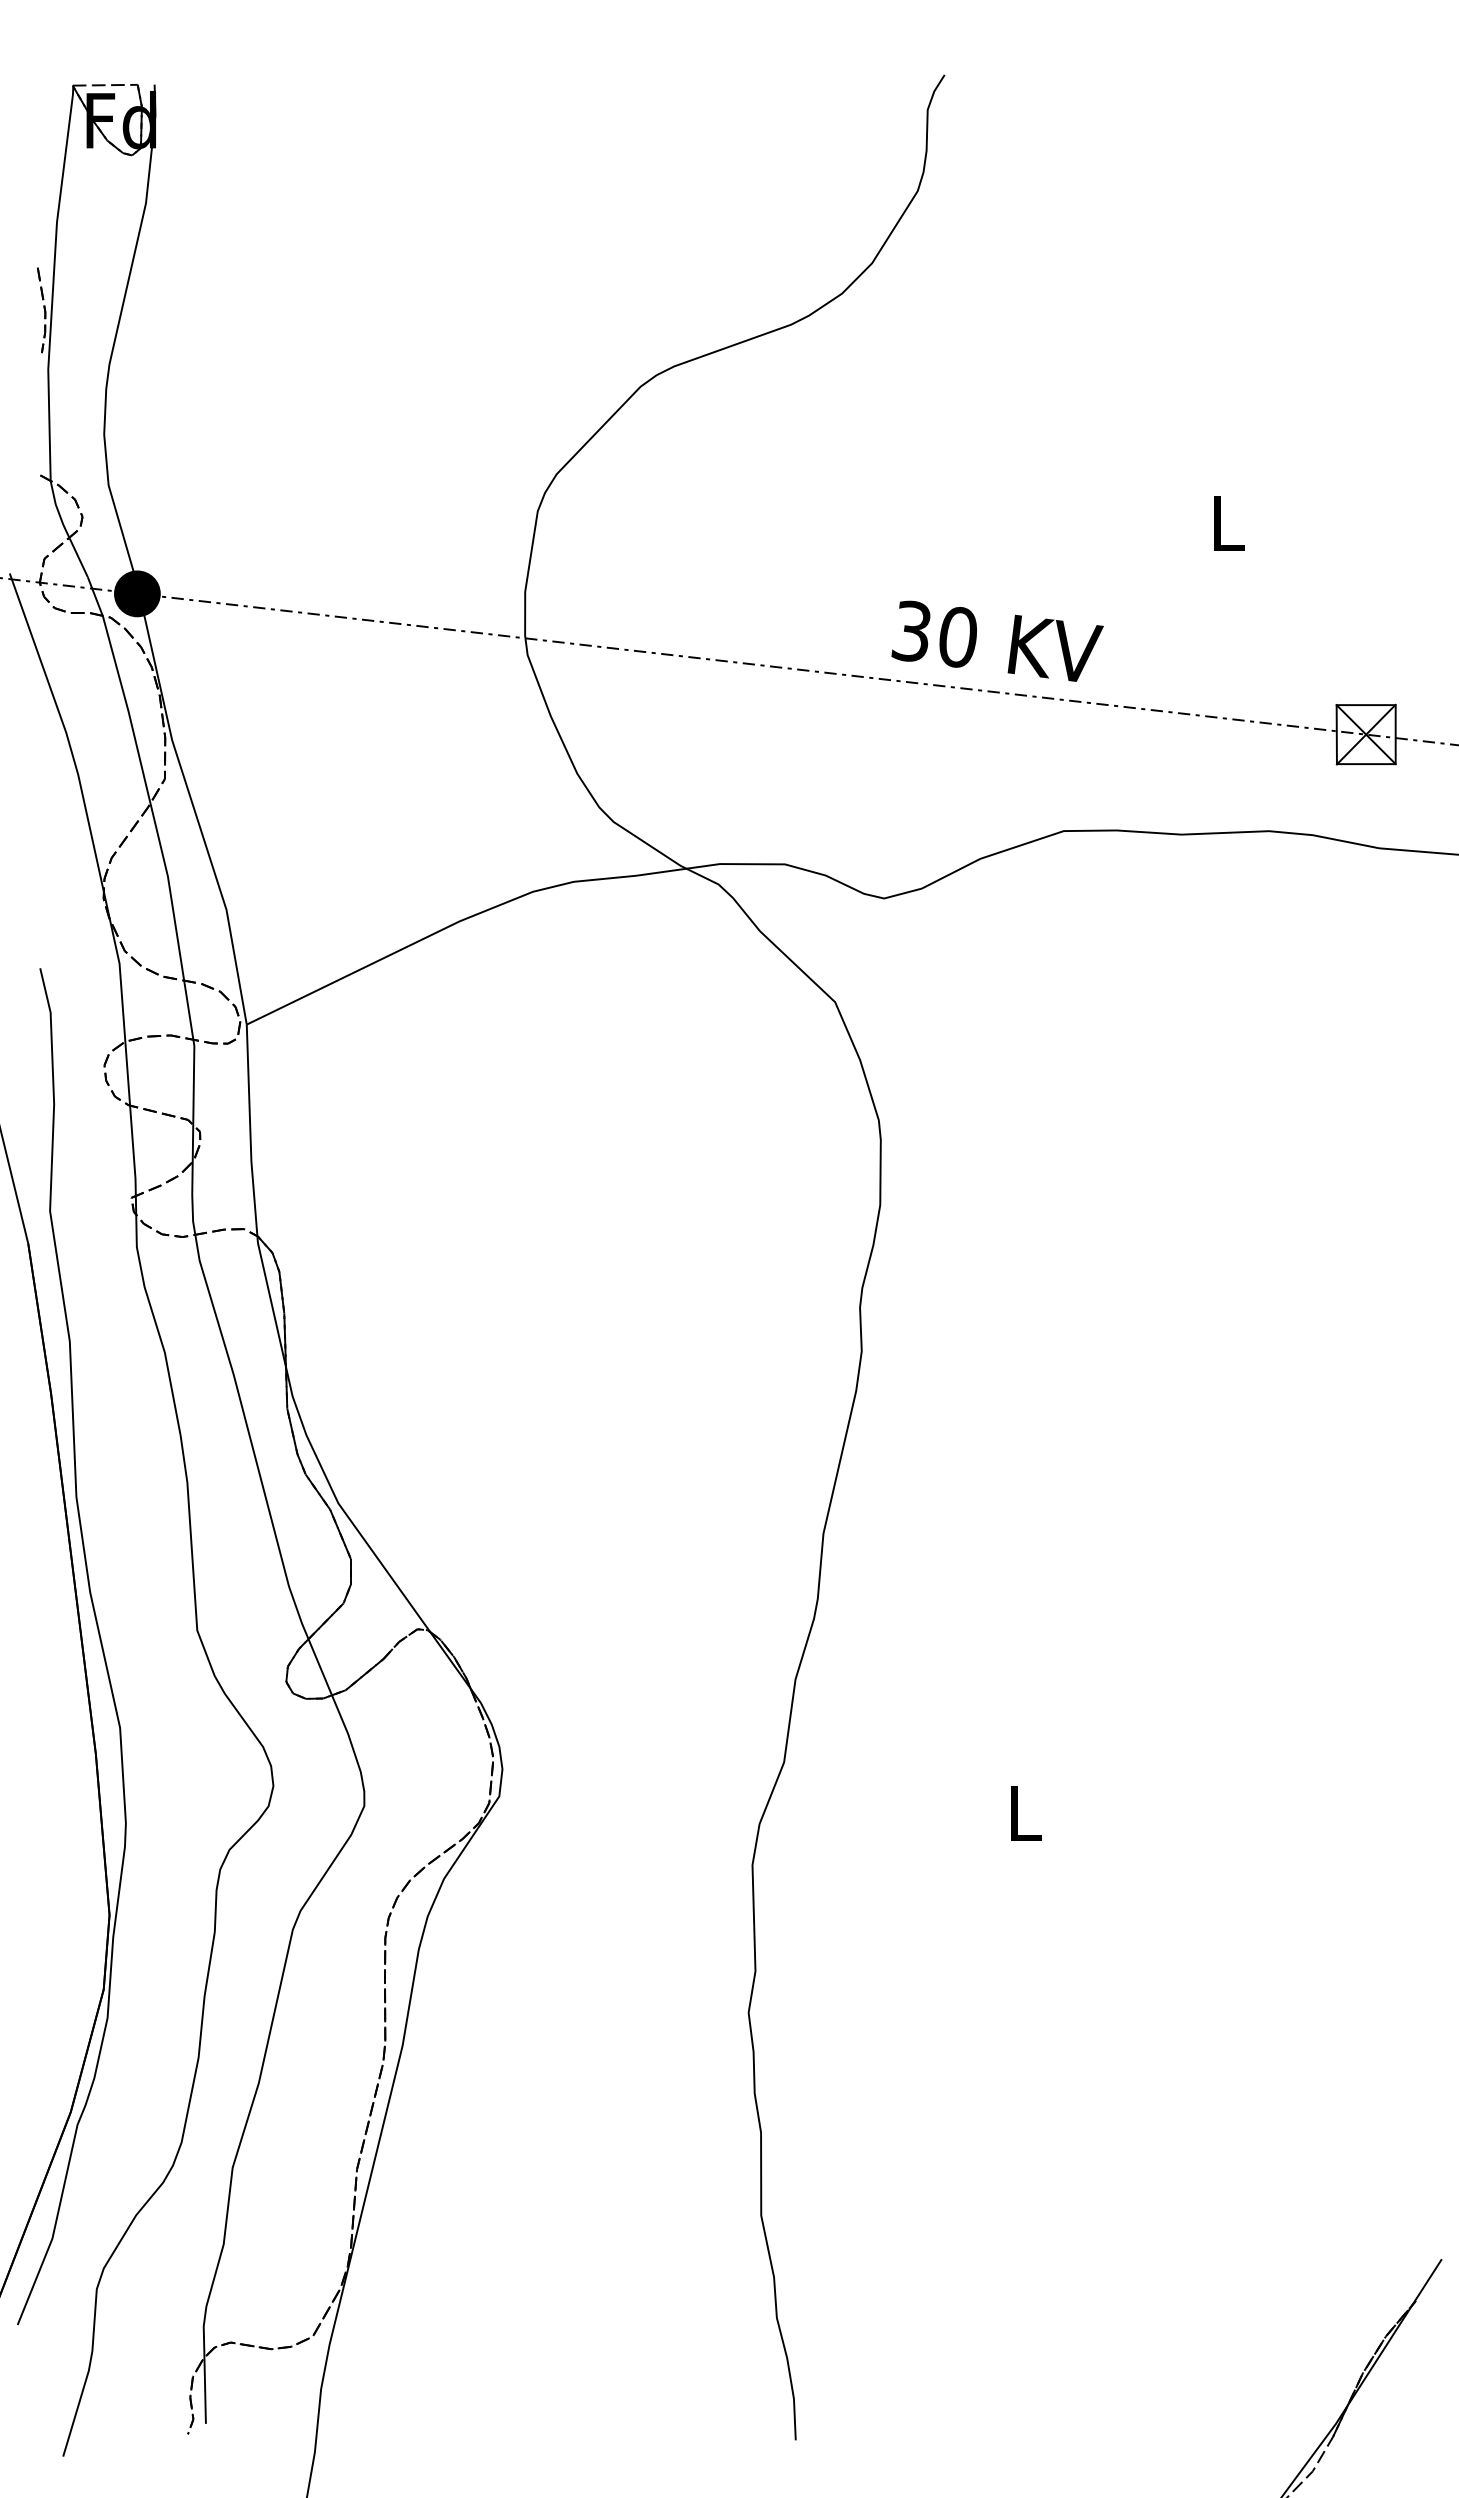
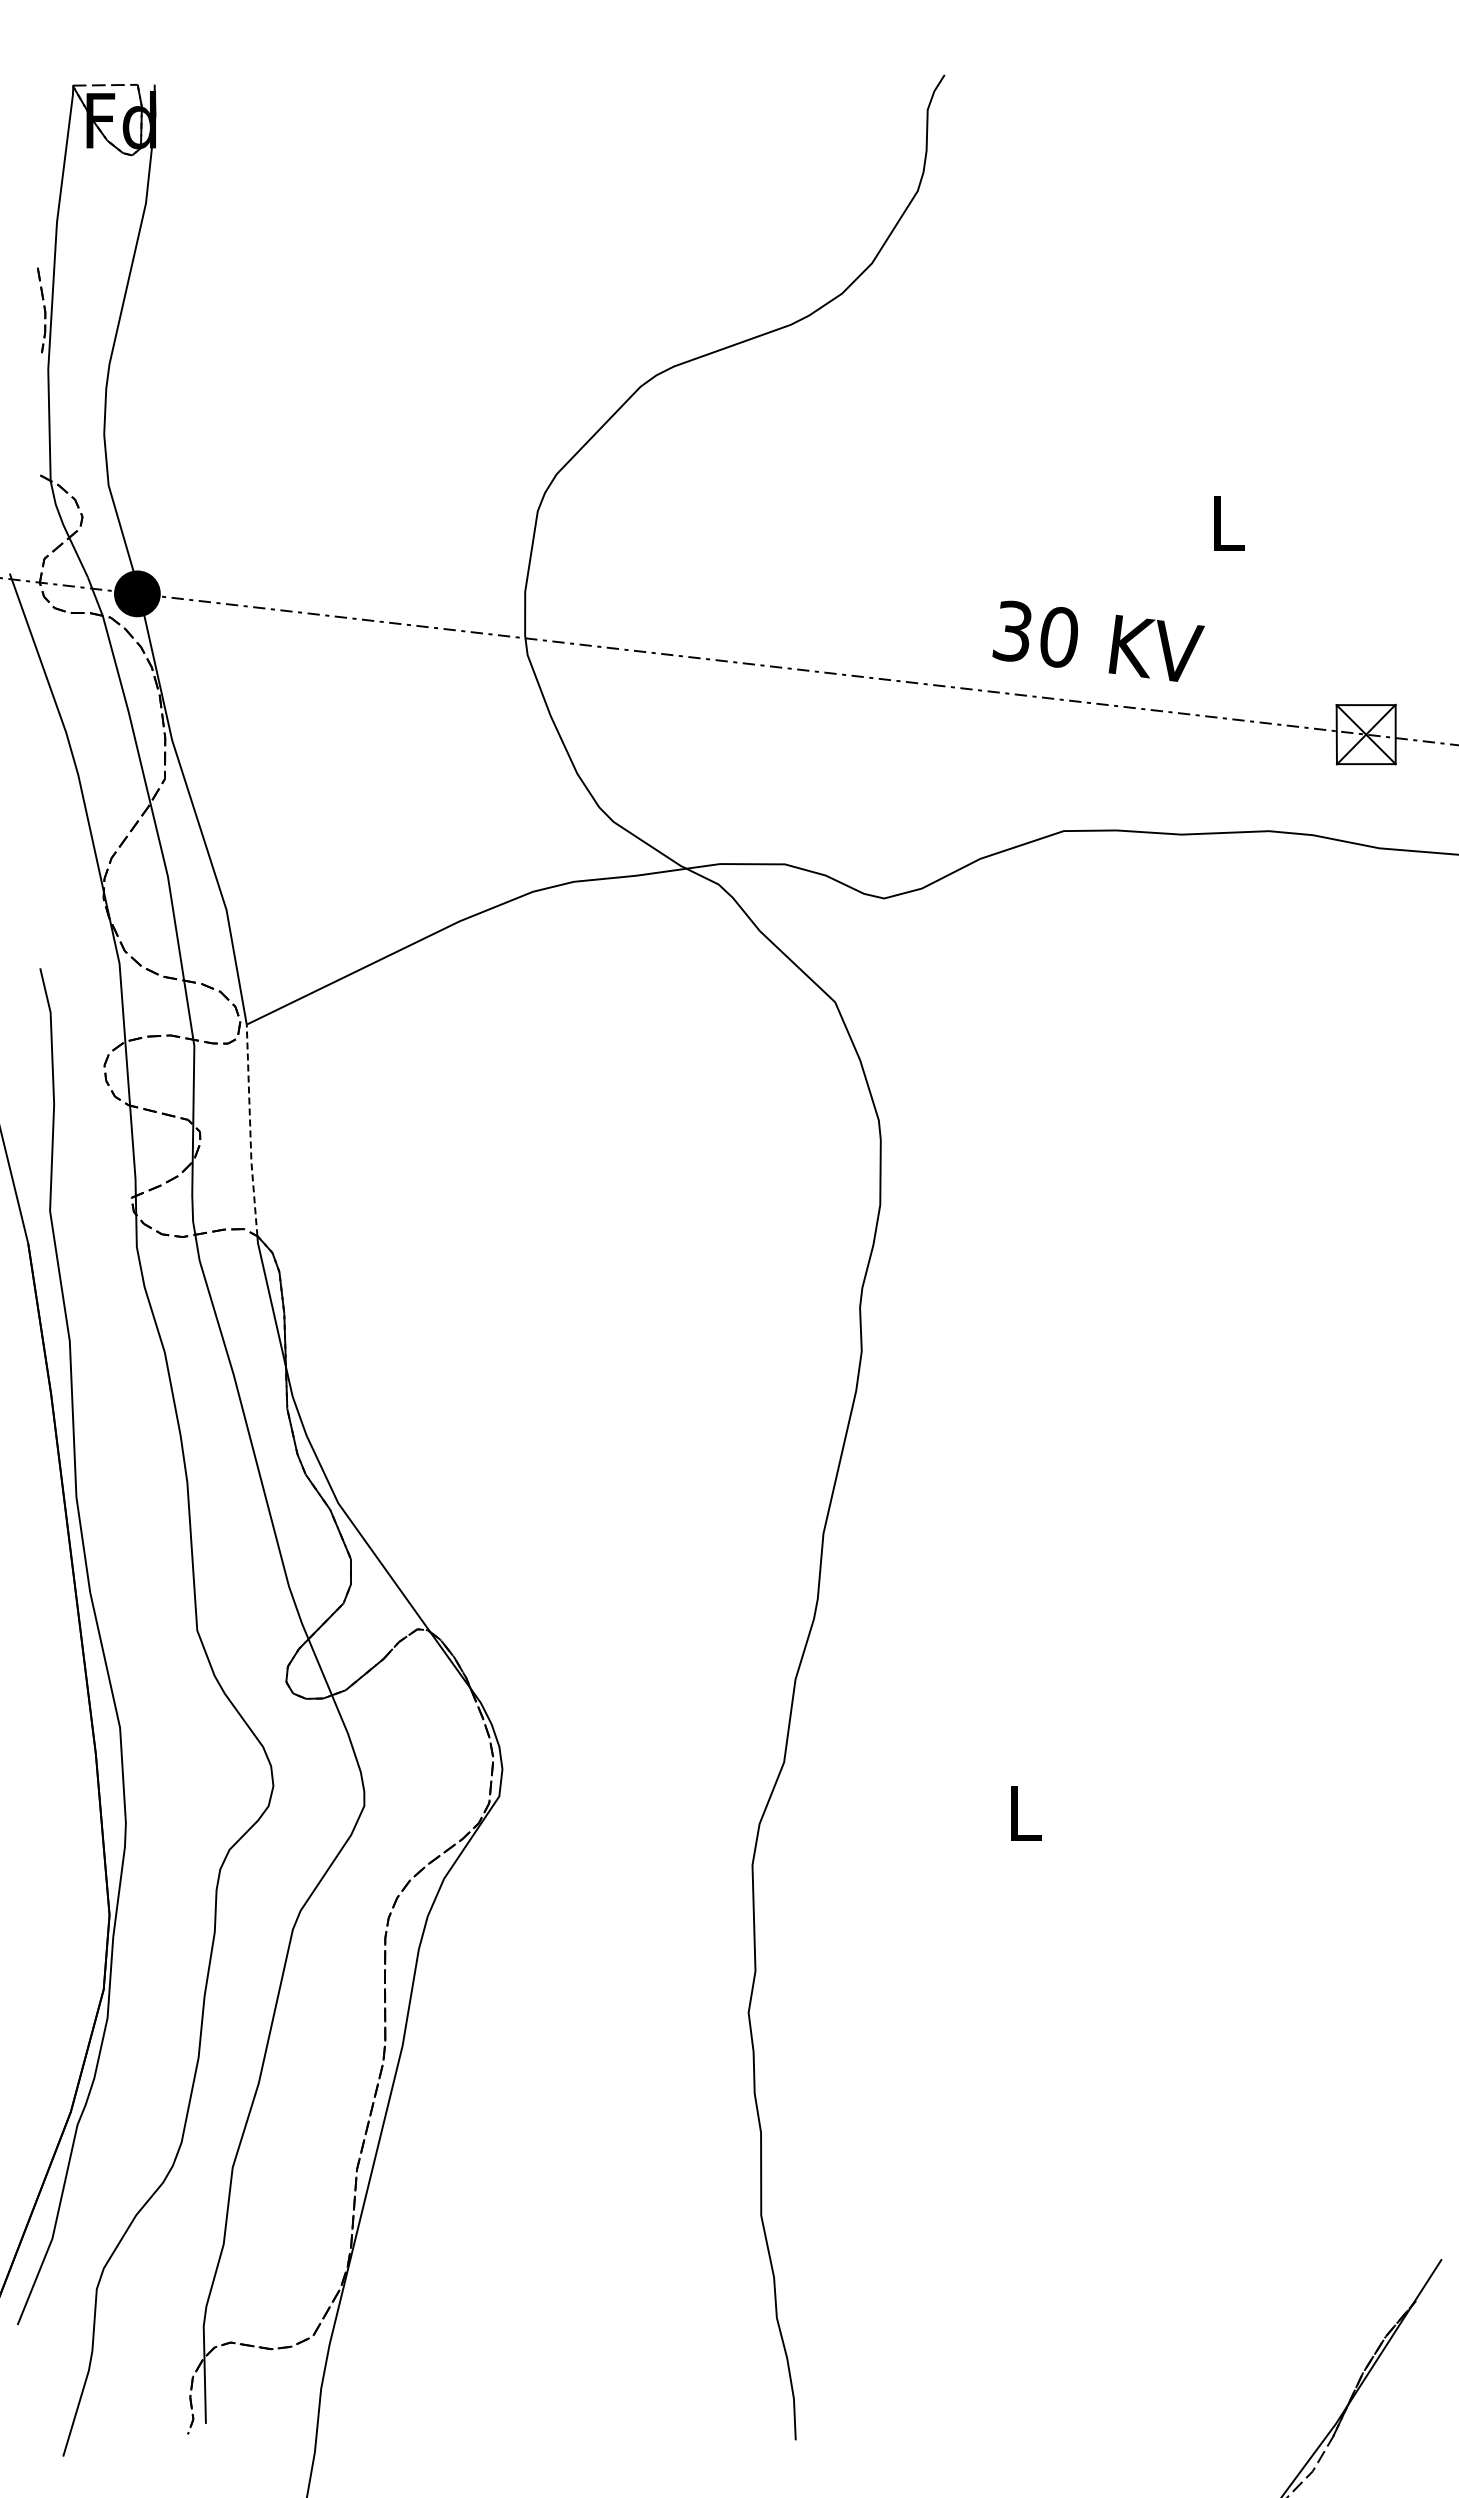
text position: (997, 640) -> (1098, 640) (1098, 640)
line: solid -> dashed (250, 1131)
